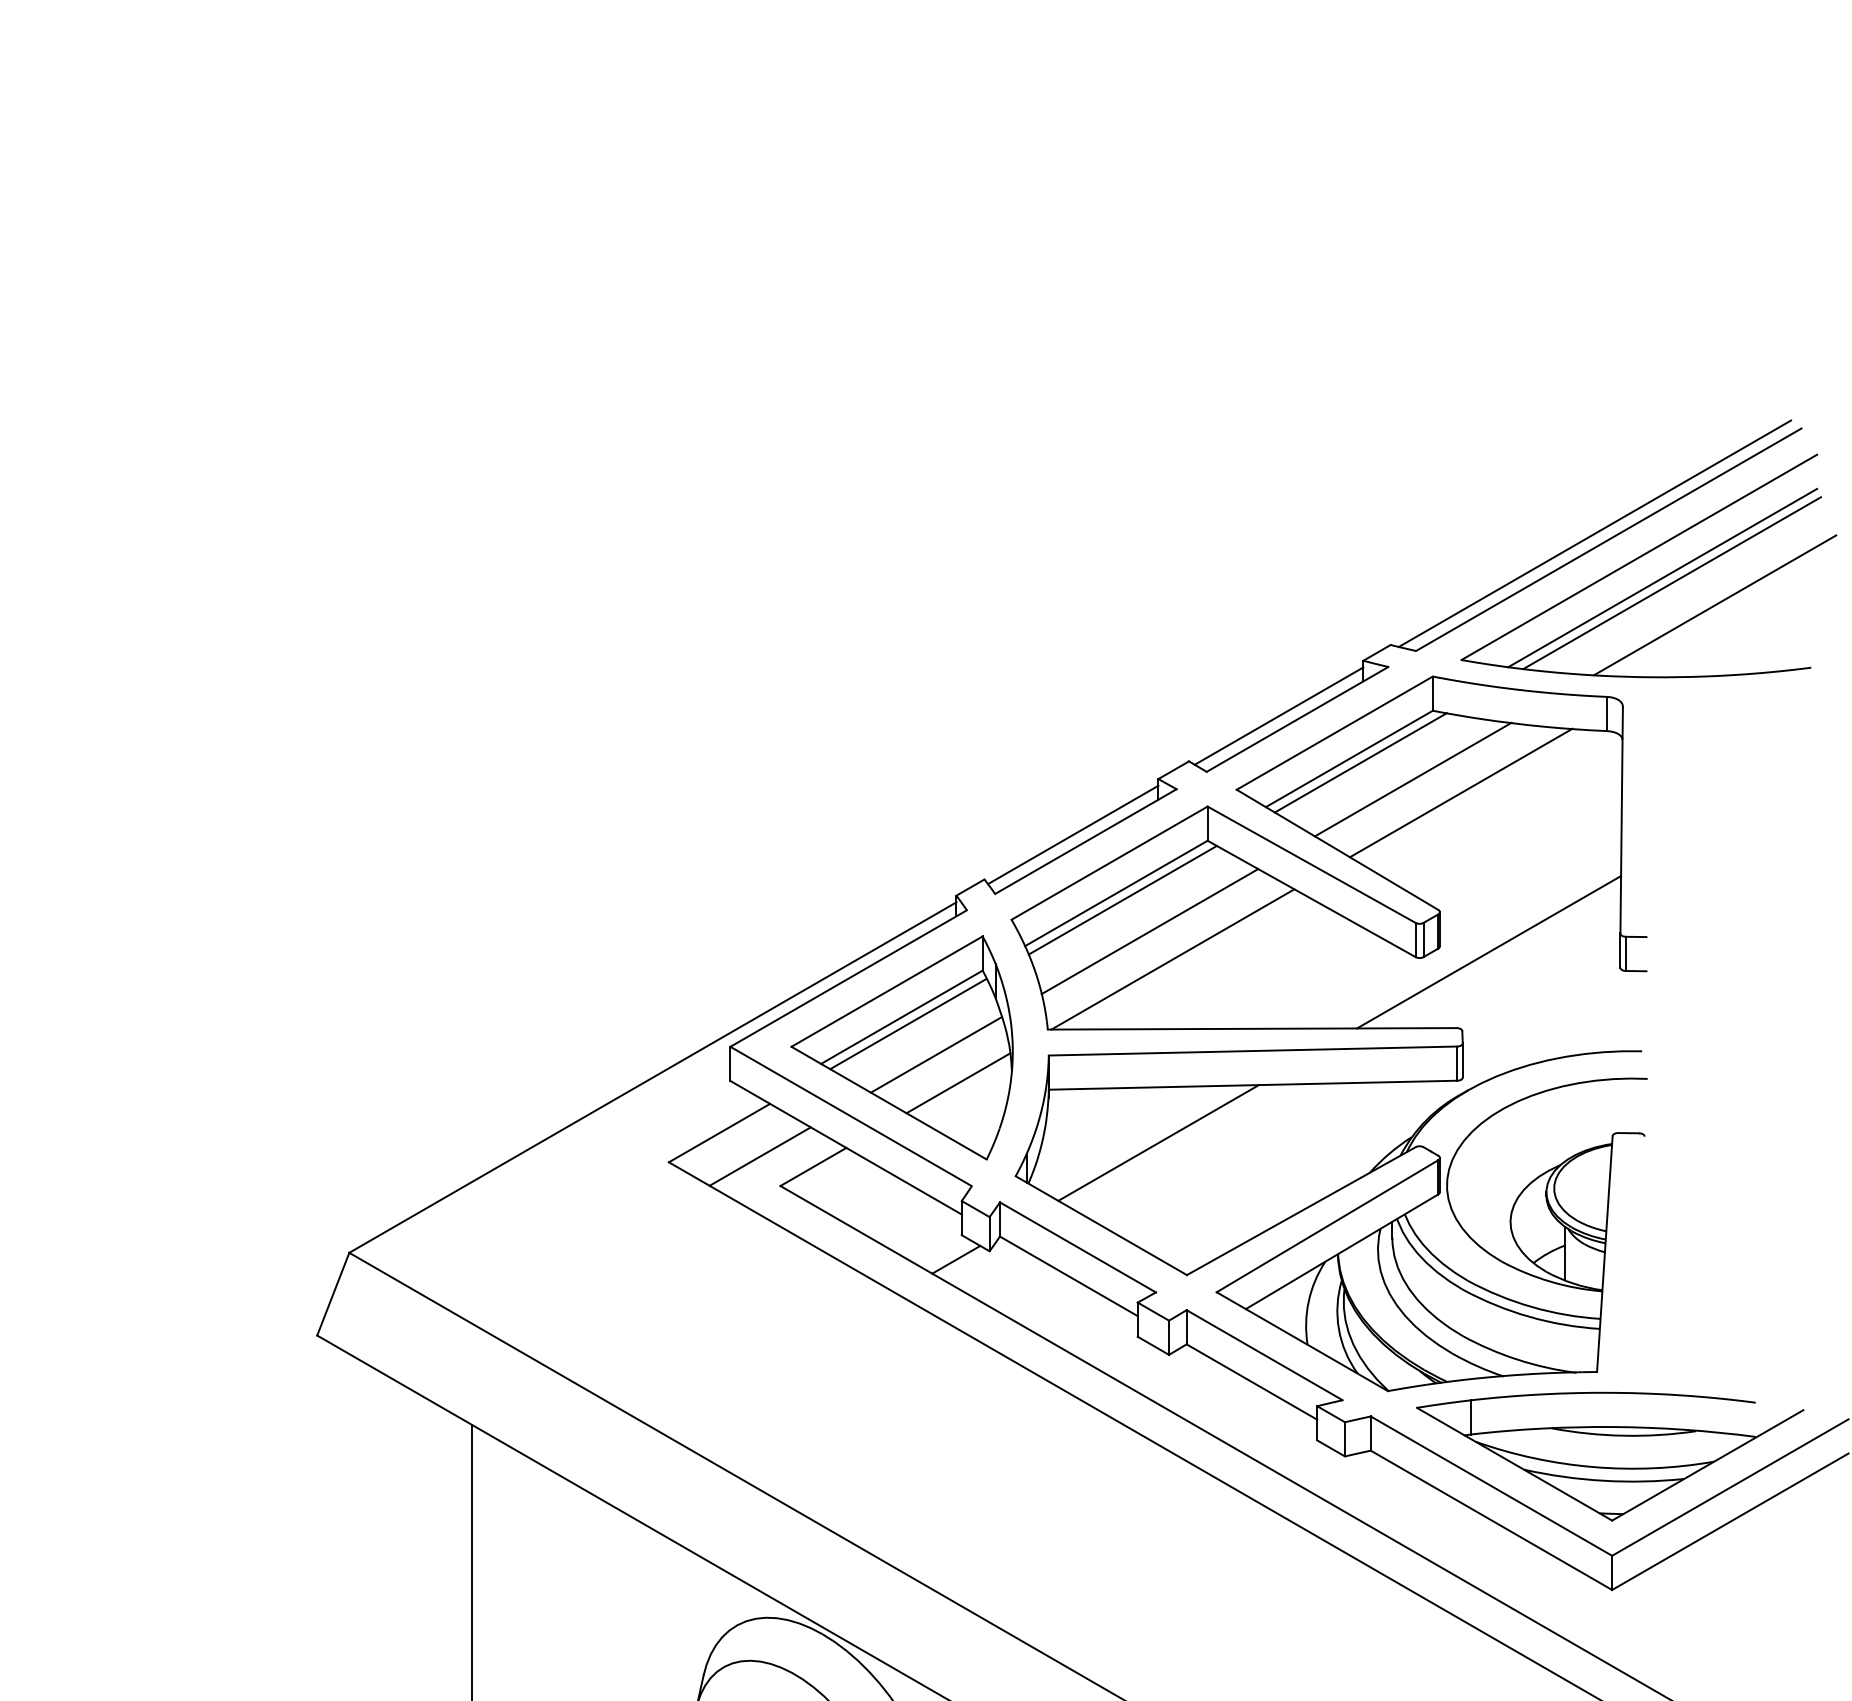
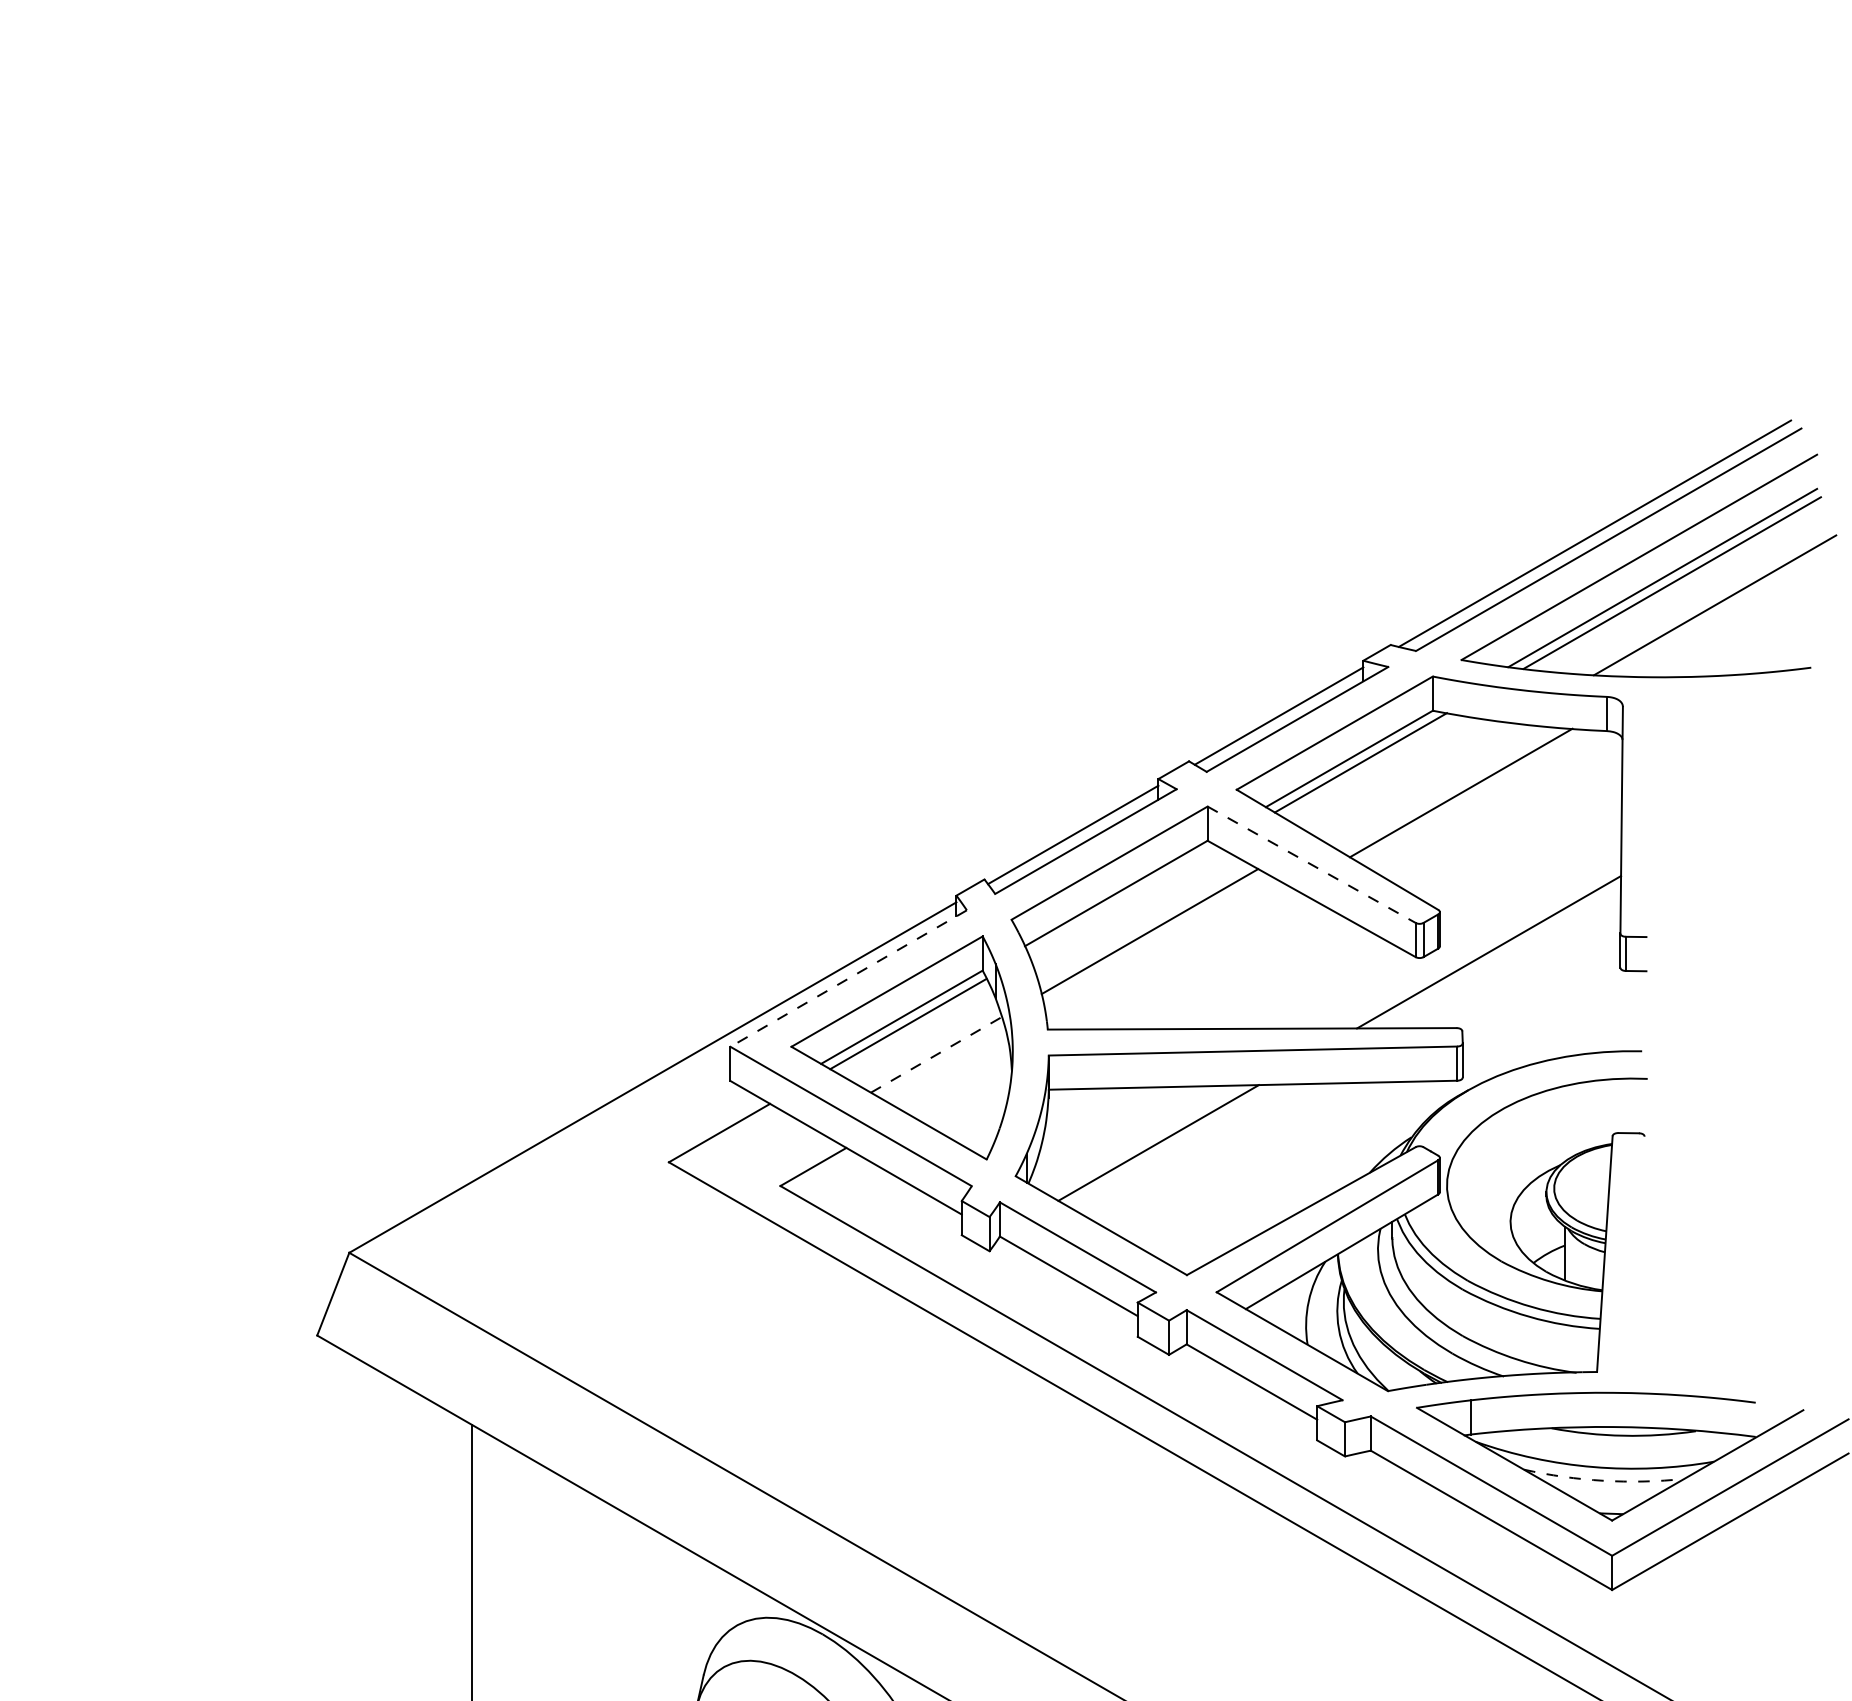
line: present -> none (1412, 779)
line: solid -> dashed (1312, 864)
line: present -> none (1122, 899)
line: present -> none (1172, 959)
line: solid -> dashed (848, 978)
line: solid -> dashed (936, 1054)
line: present -> none (958, 1083)
line: present -> none (759, 1156)
line: present -> none (956, 1259)
arc: solid -> dashed (1603, 1480)
